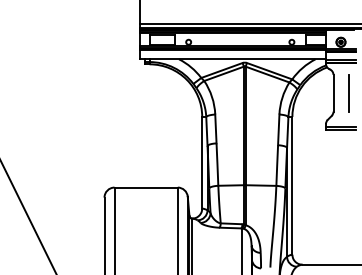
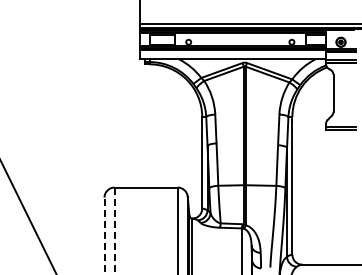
line: present -> none (348, 93)
line: solid -> dashed (114, 231)
line: solid -> dashed (104, 235)
